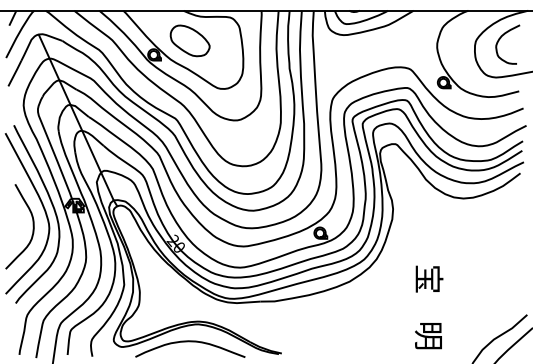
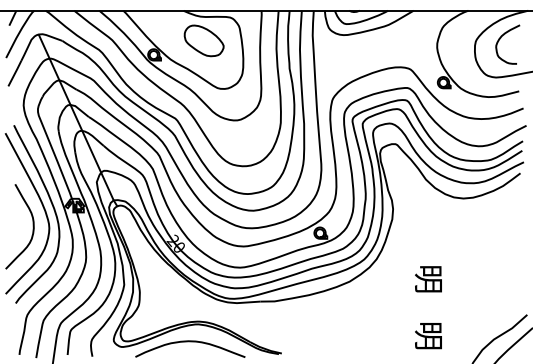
part position: (189, 40) -> (203, 40) (203, 40)
text: 宝 -> 明 (429, 278)
